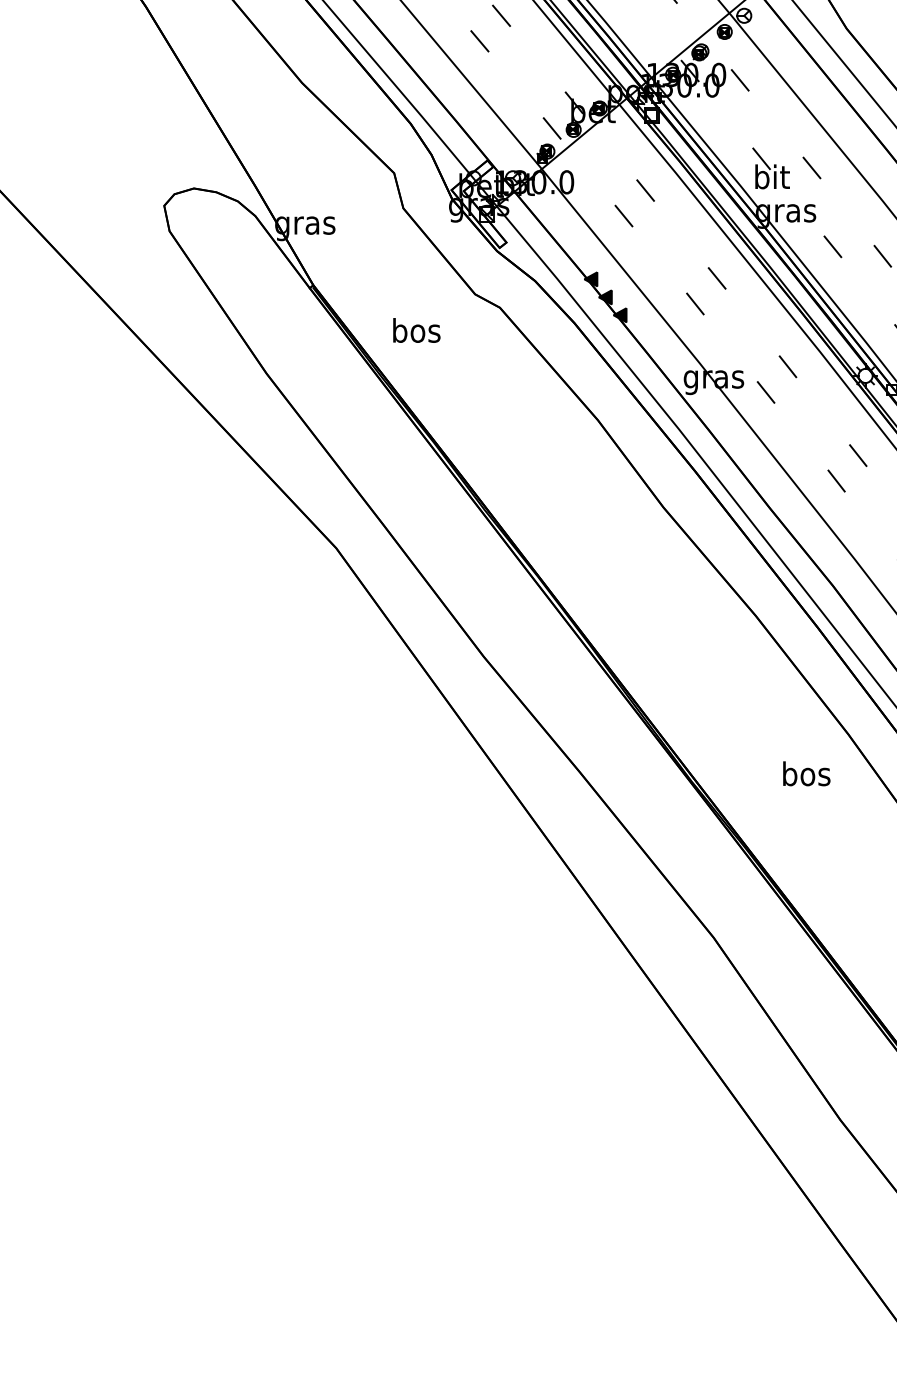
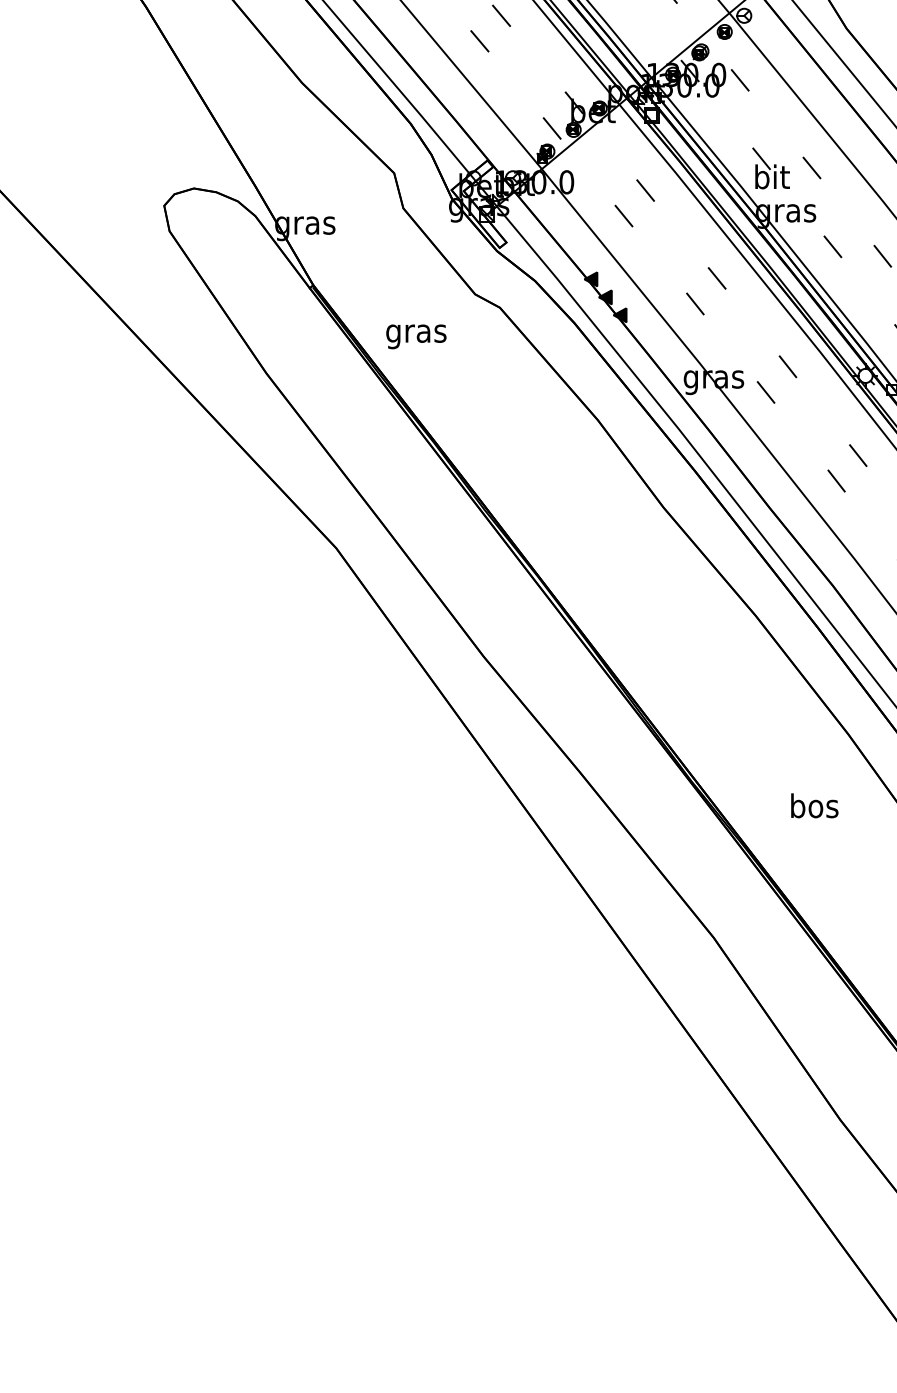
text: bos -> gras (416, 333)
text position: (806, 773) -> (814, 805) (814, 805)
